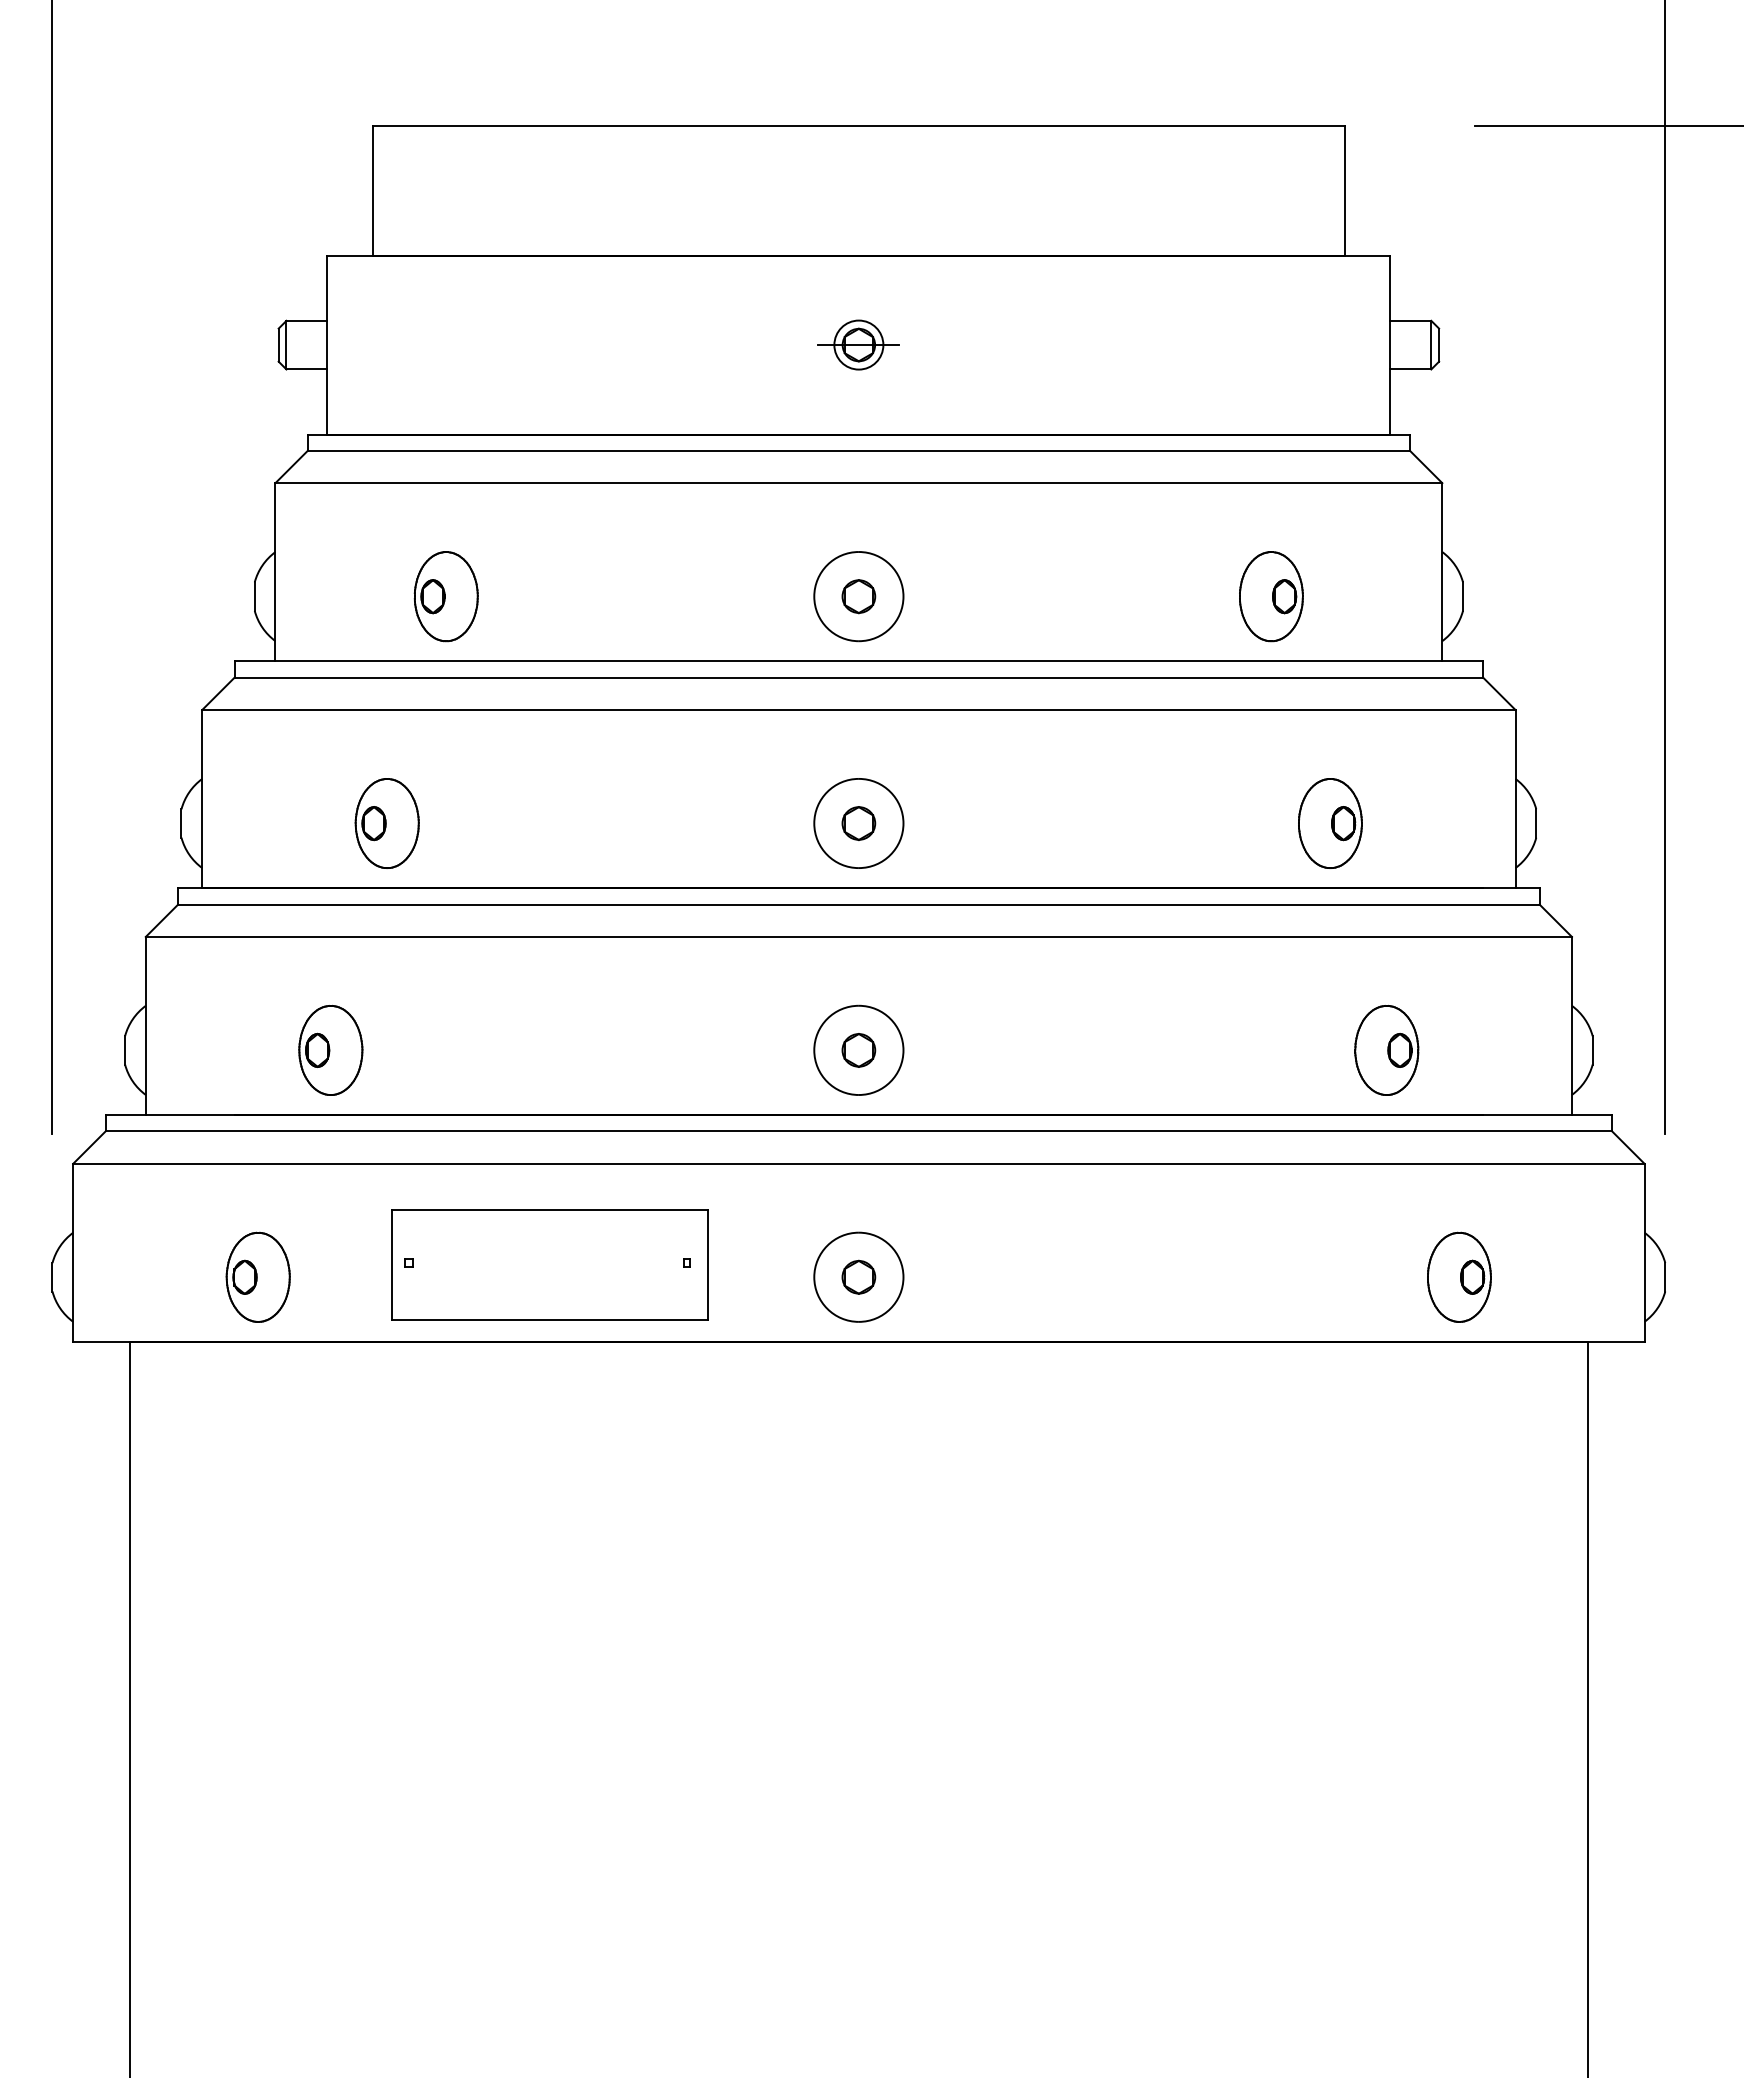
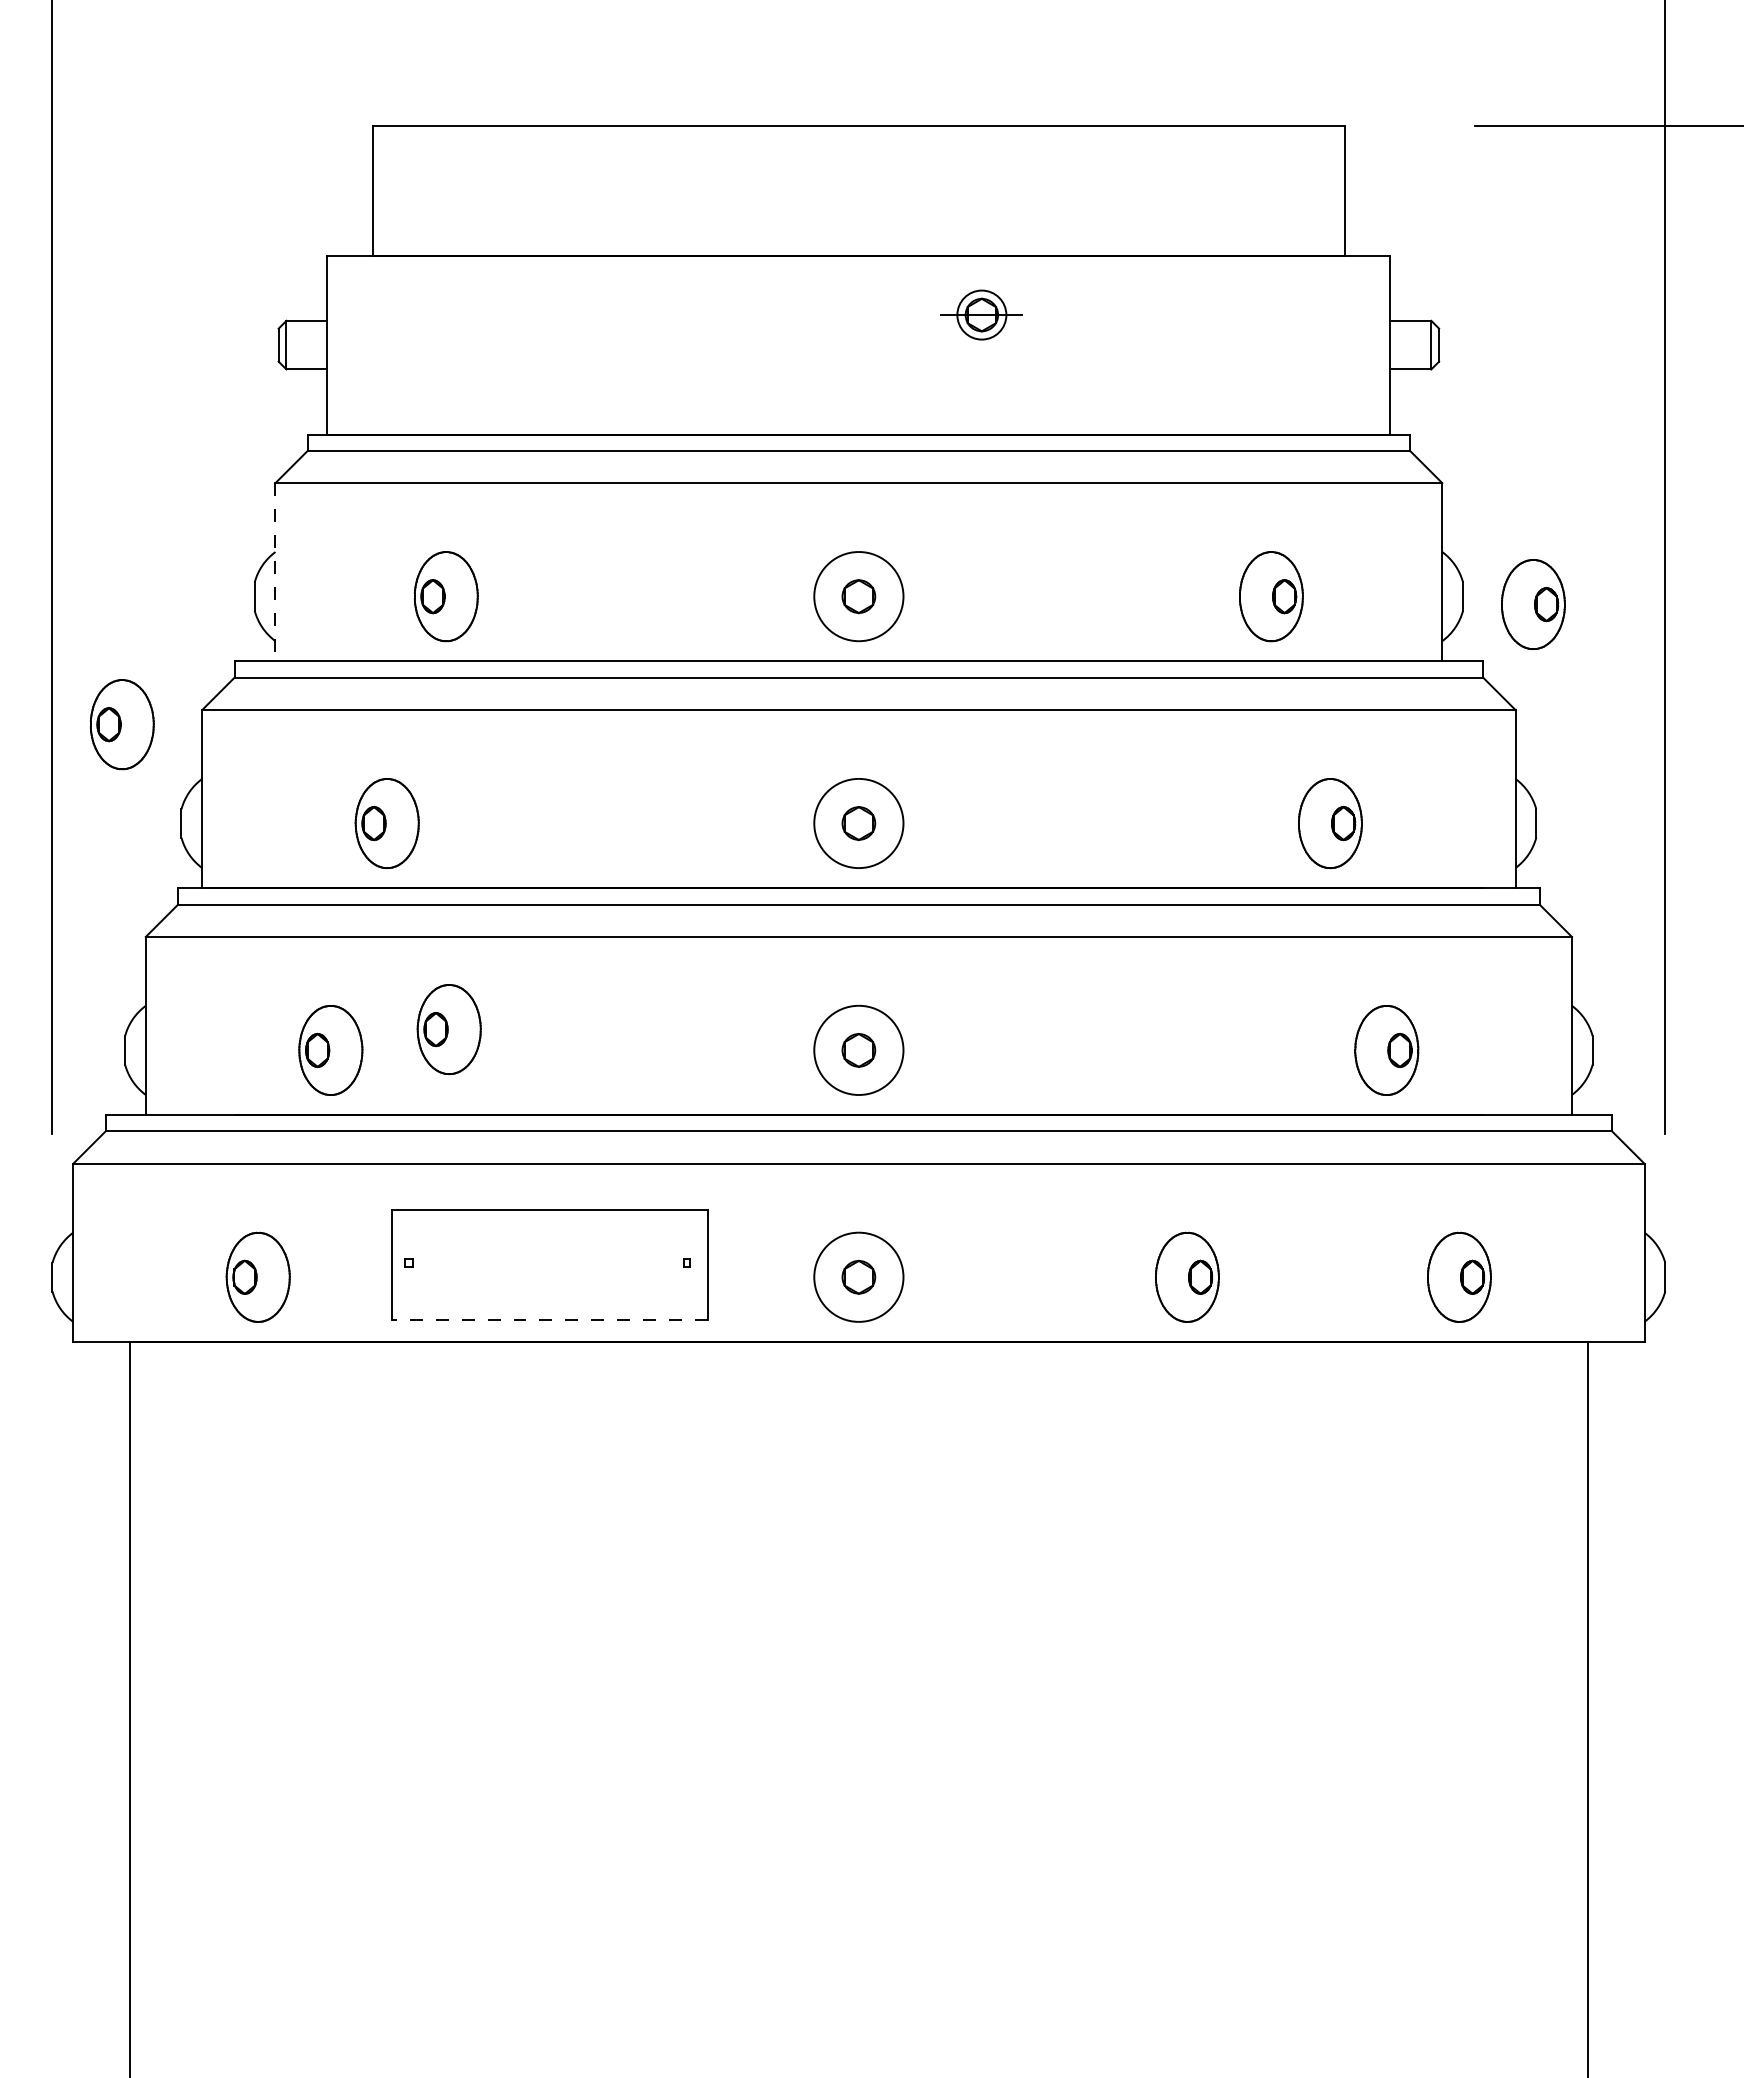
part position: (858, 344) -> (981, 314) (981, 314)
line: solid -> dashed (275, 572)
part: none -> present (1533, 604)
part: none -> present (121, 724)
part: none -> present (448, 1029)
part: none -> present (1187, 1276)
line: solid -> dashed (549, 1320)
